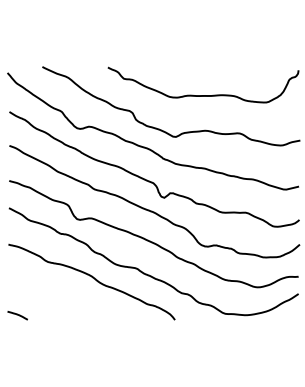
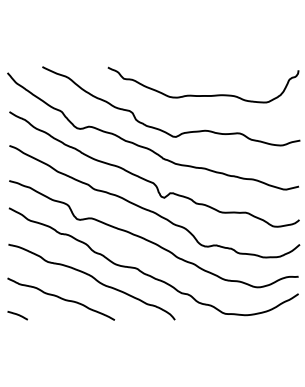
curve: none -> present (61, 298)
